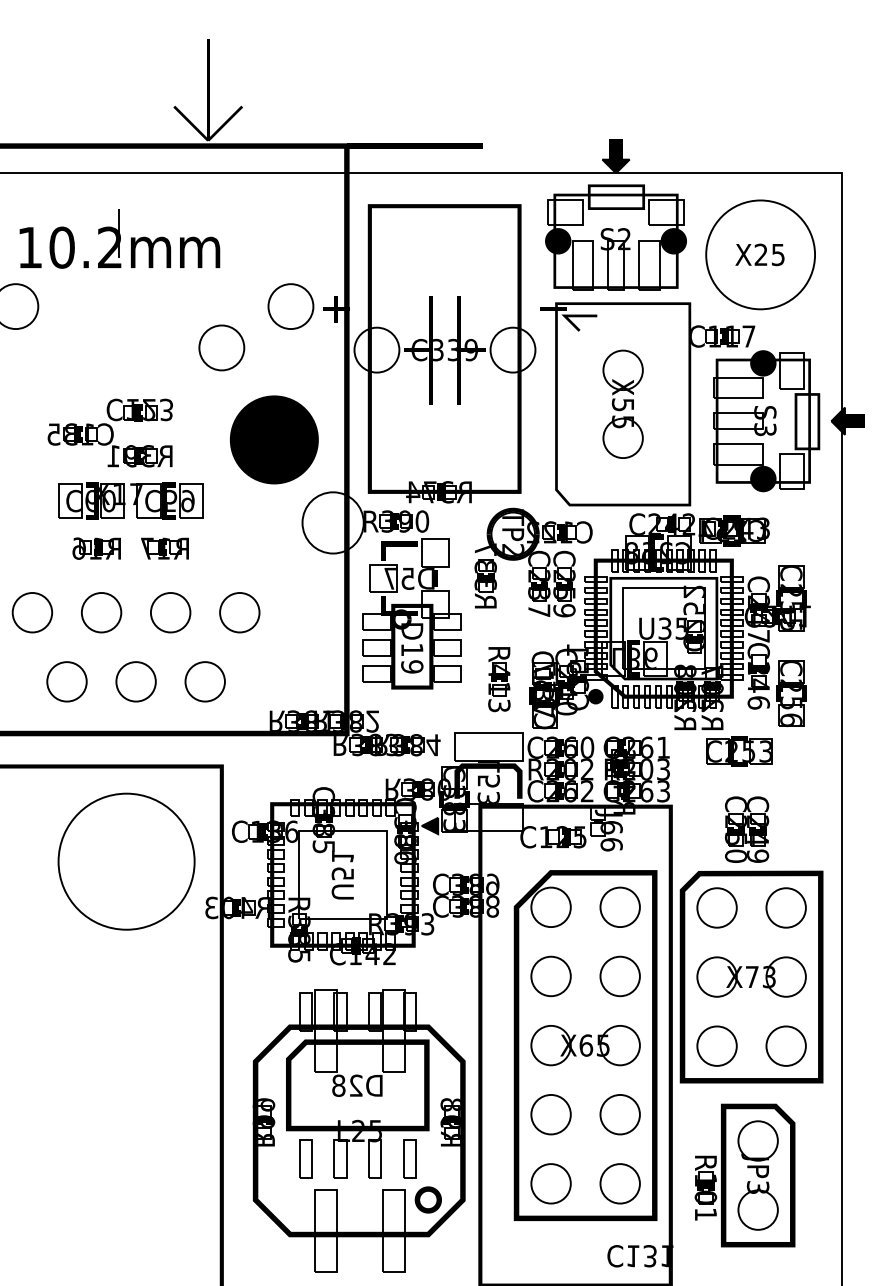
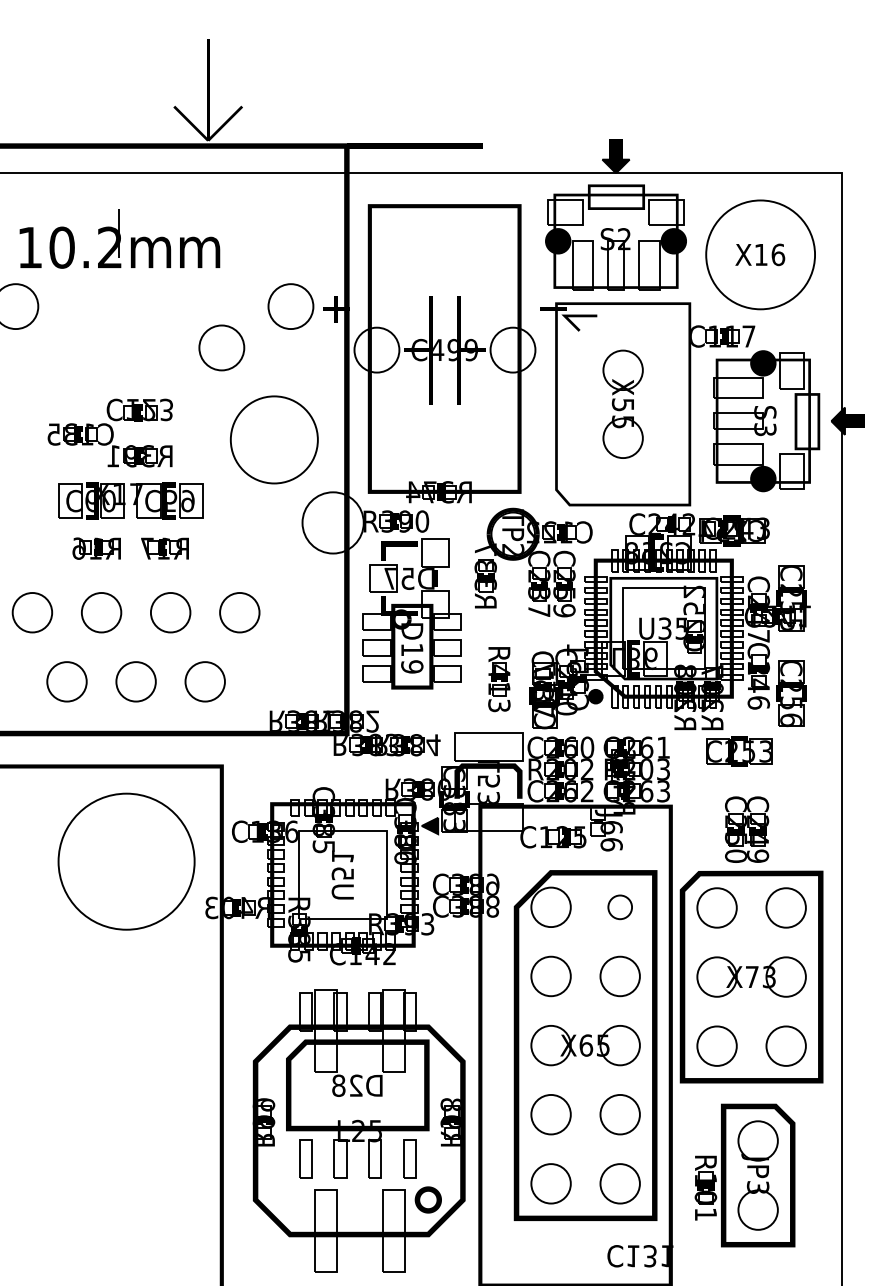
text: X25 -> X16 (769, 254)
text: C339 -> C499 (444, 349)
fill: present -> none (273, 439)
circle diameter: 39 px -> 24 px (620, 907)
